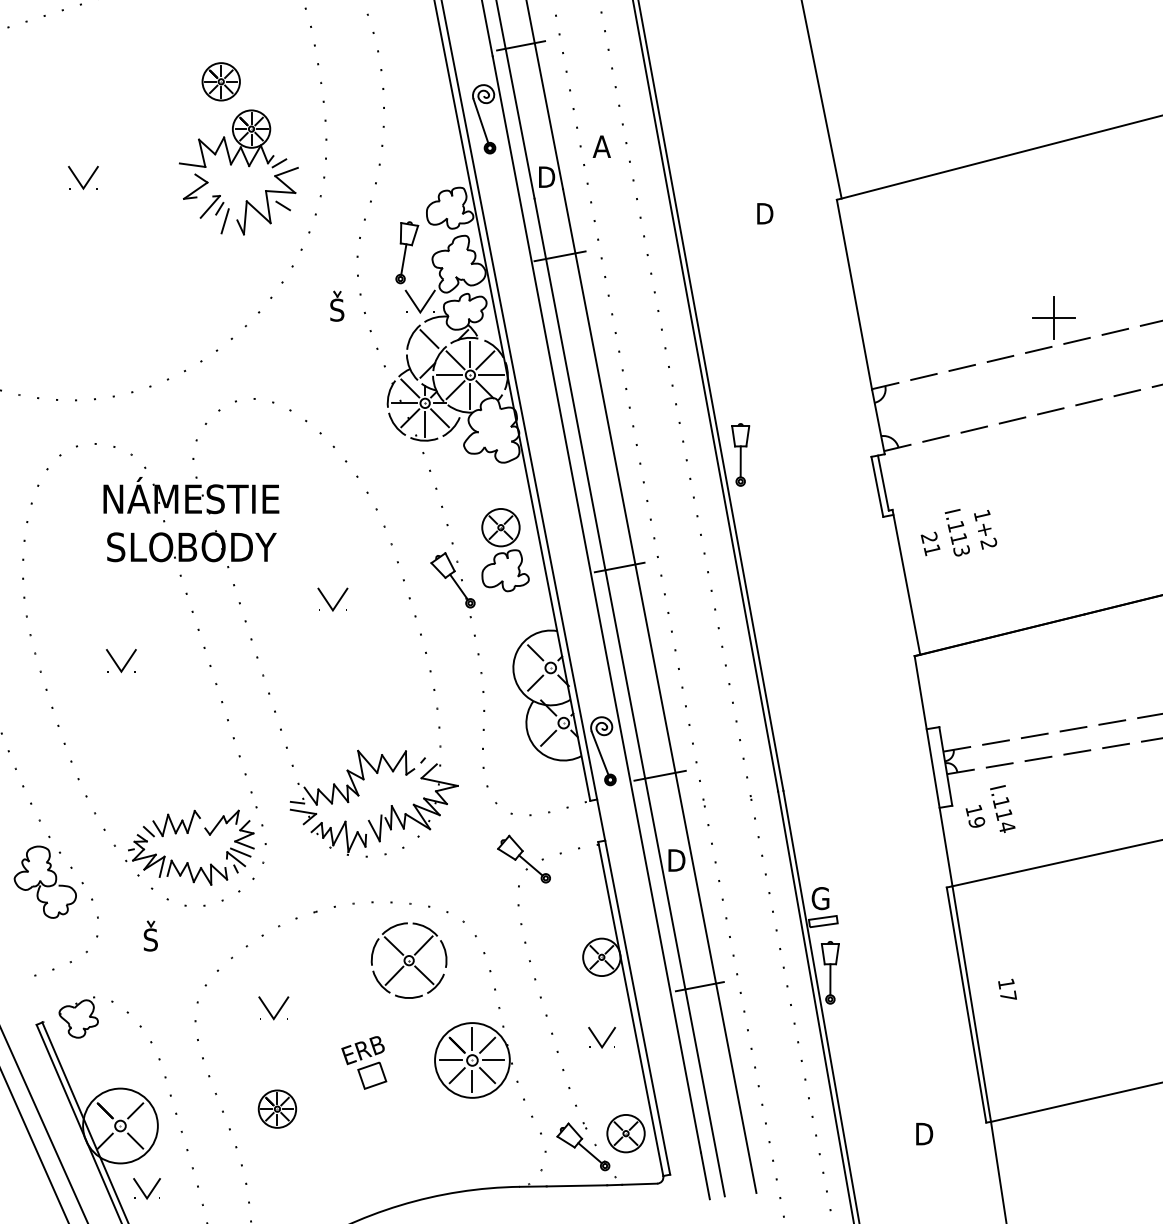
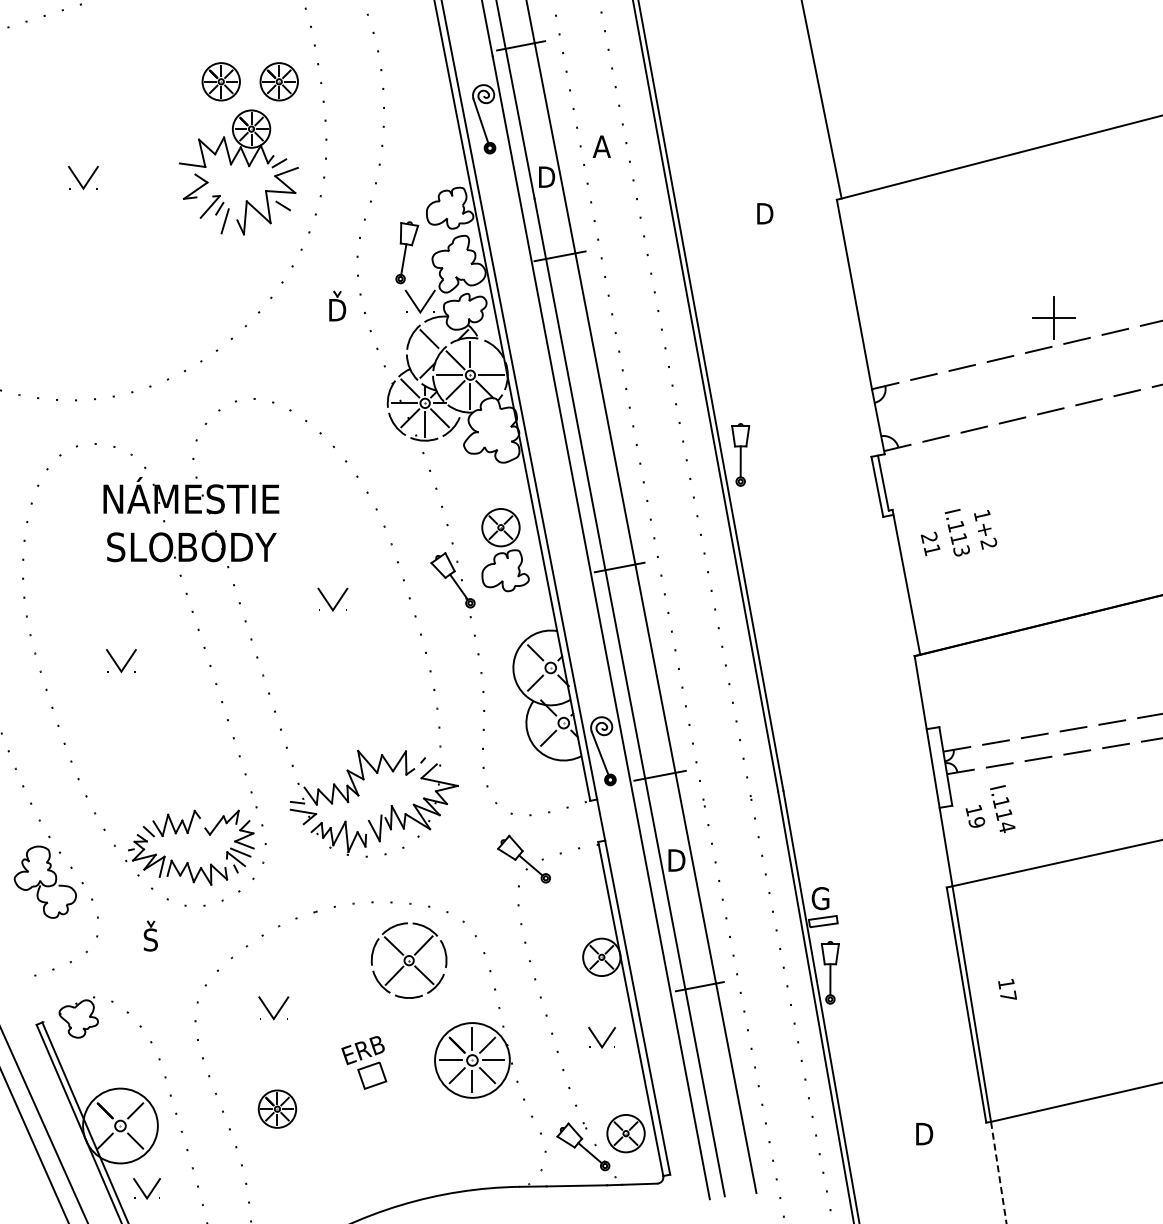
part: none -> present (278, 81)
text: S -> D (337, 309)
line: present -> none (485, 360)
line: solid -> dashed (998, 1173)
